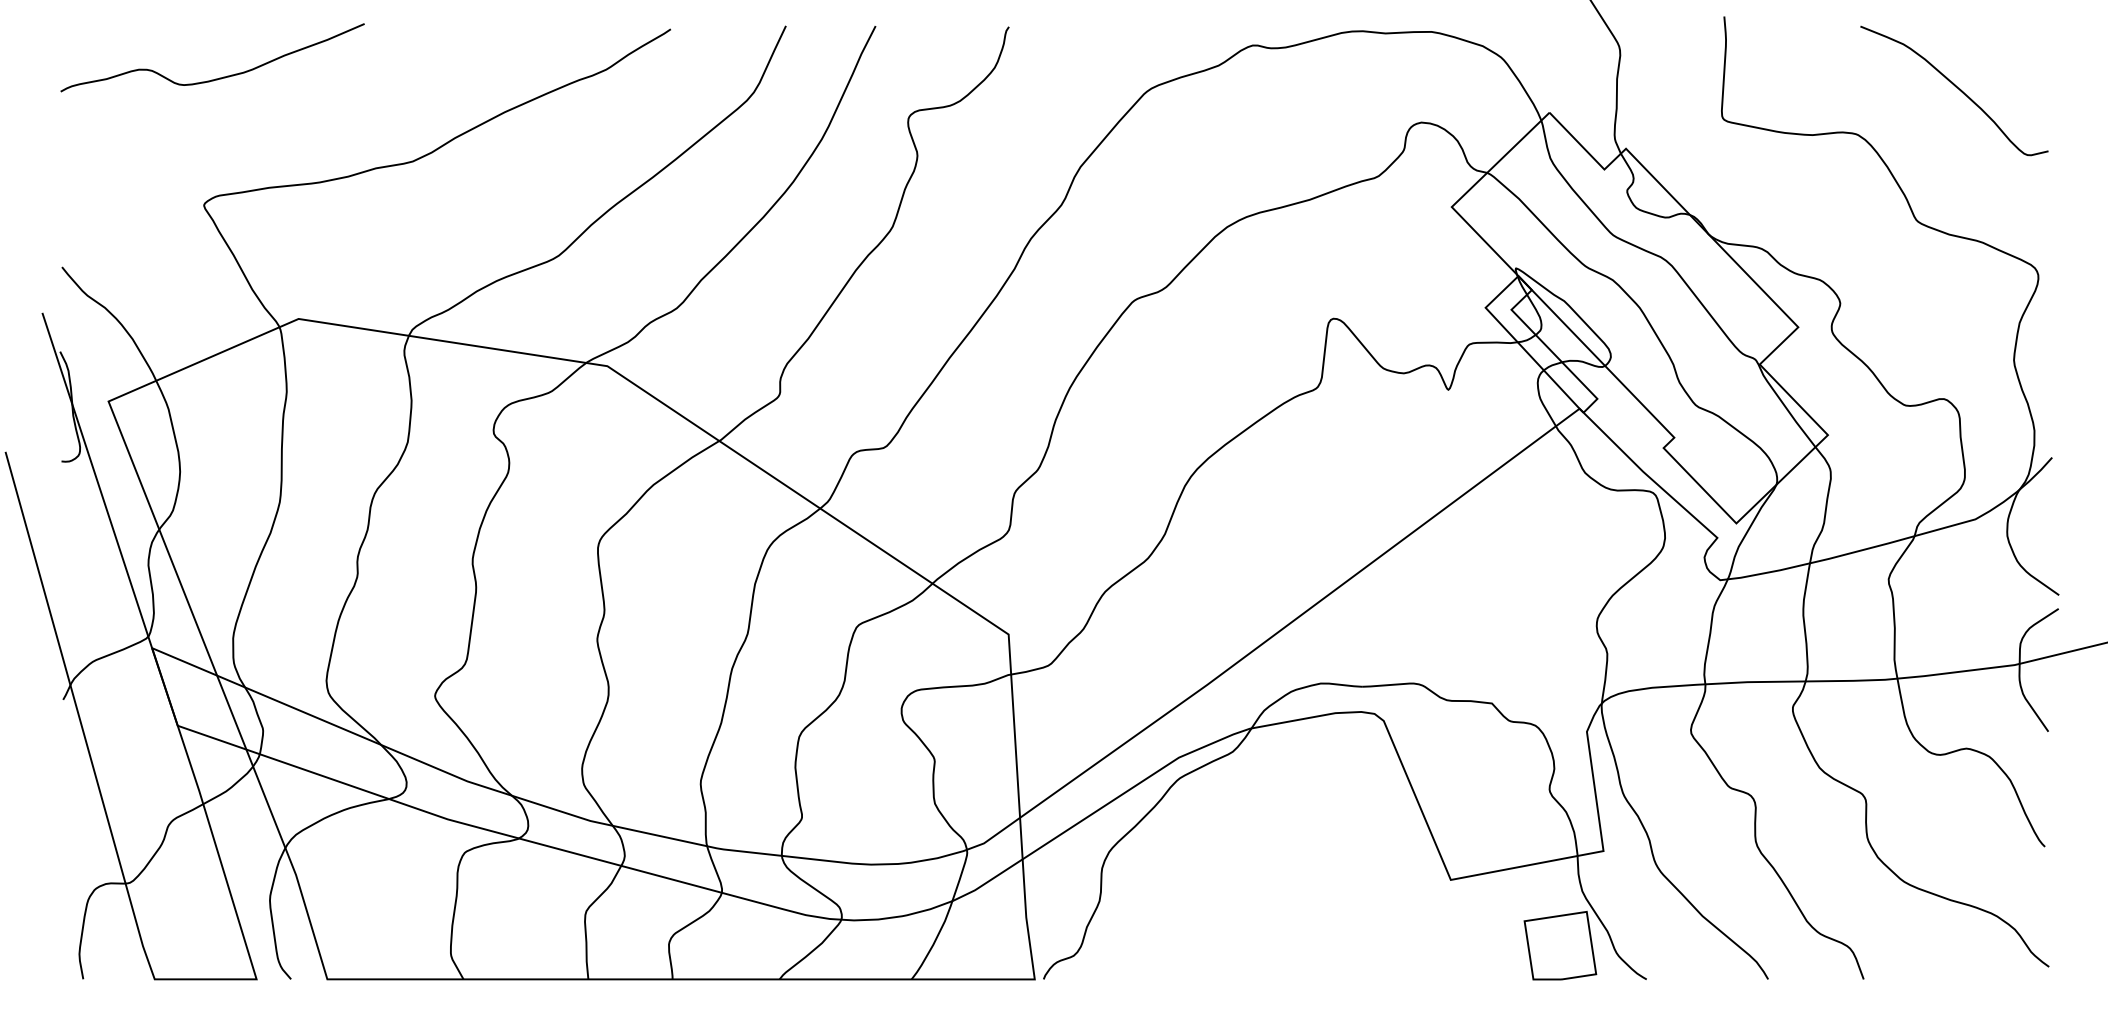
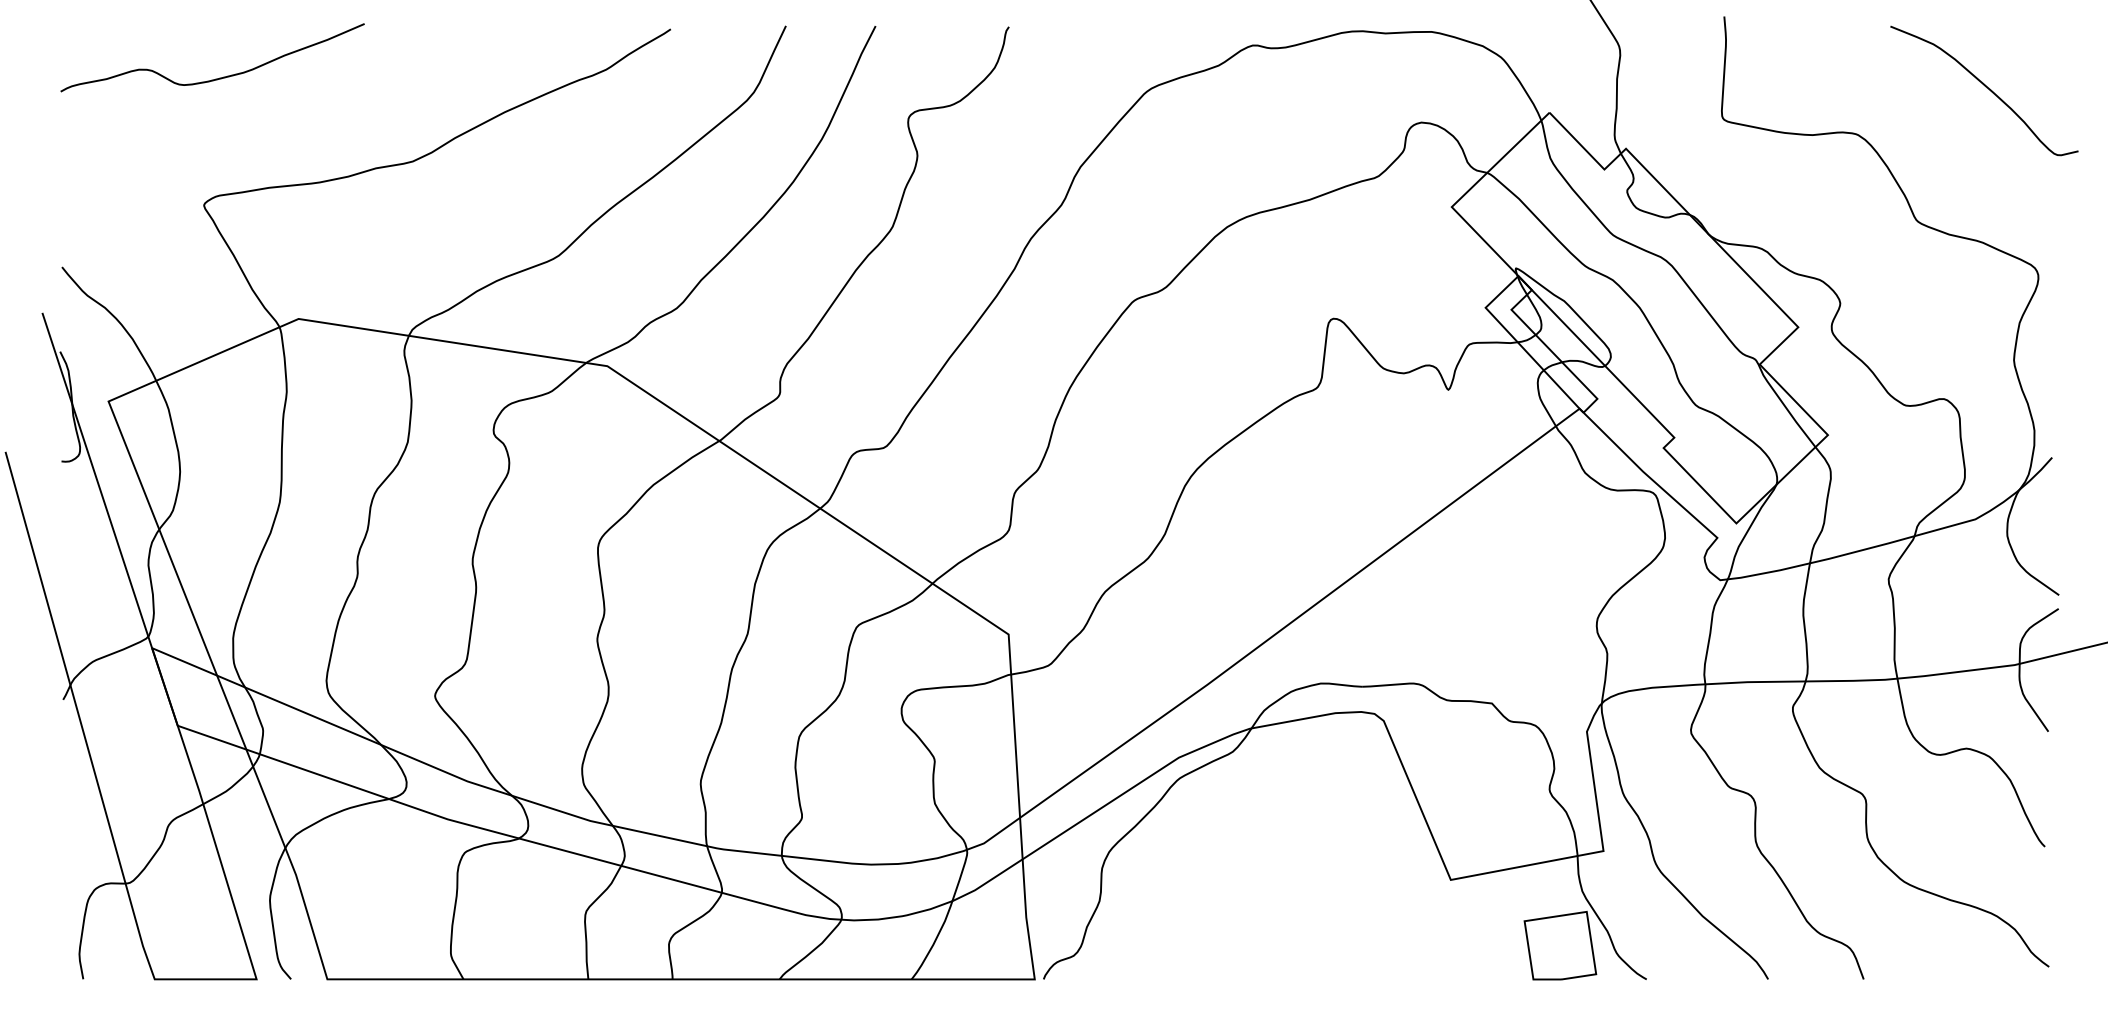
curve position: (1955, 87) -> (1985, 87) (1985, 87)
